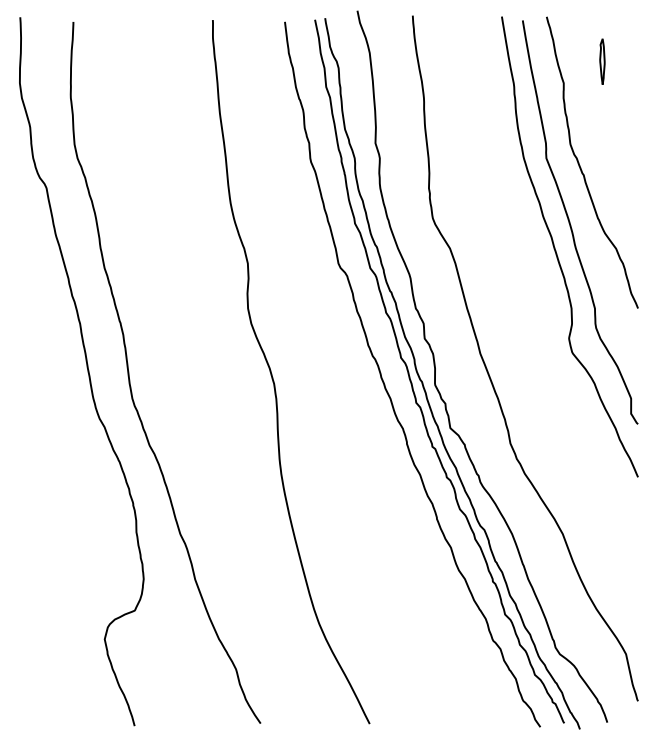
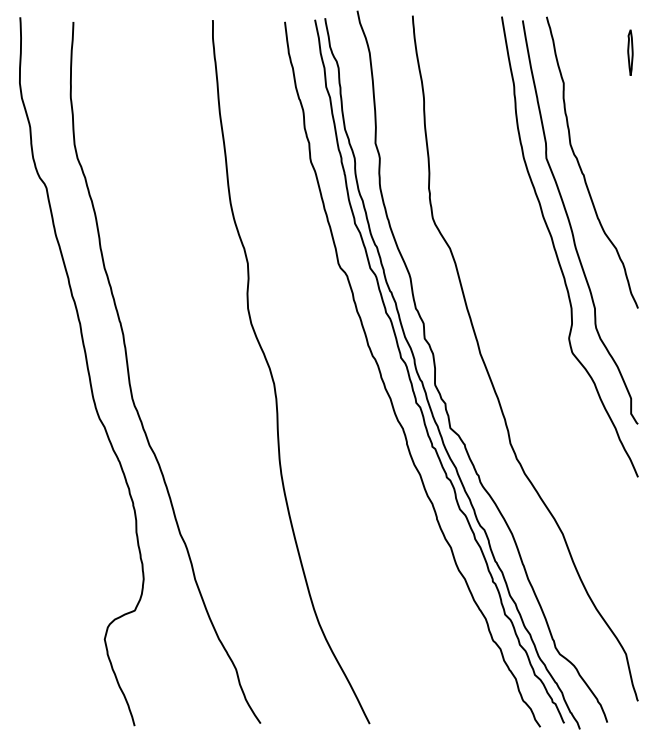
part position: (602, 61) -> (630, 52) (630, 52)
